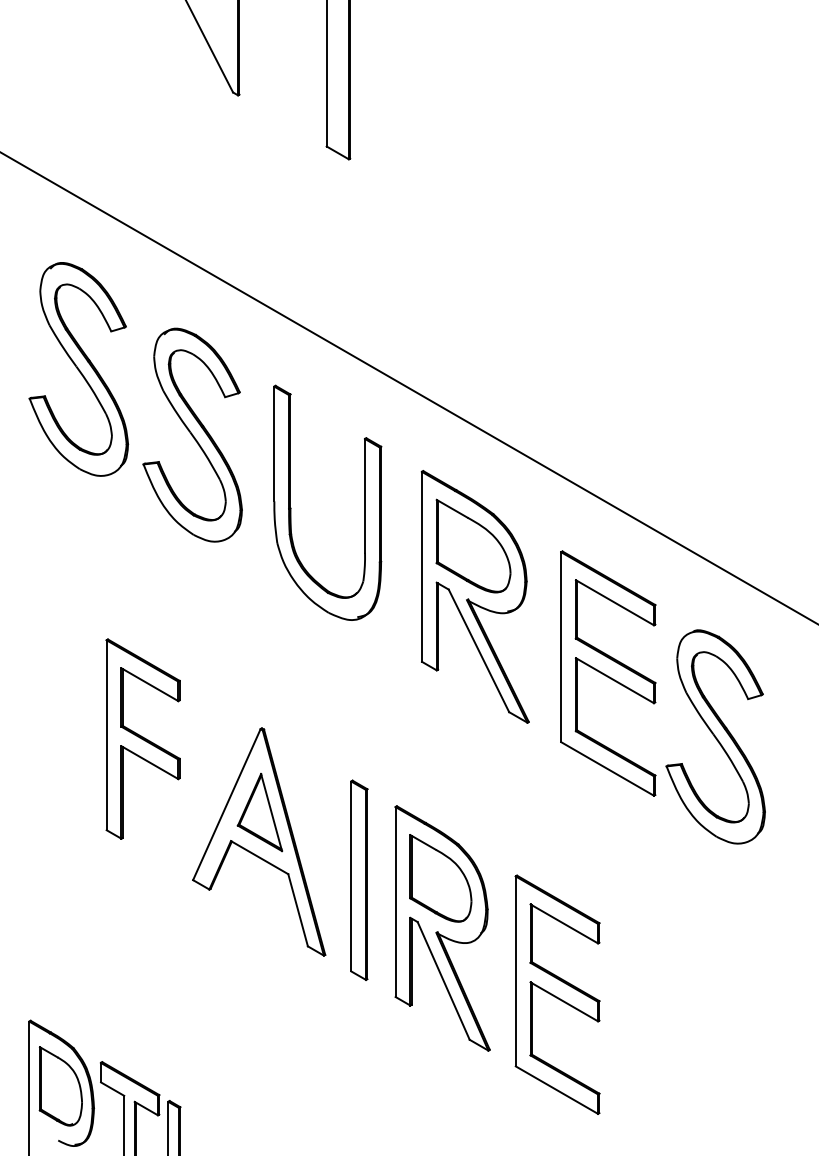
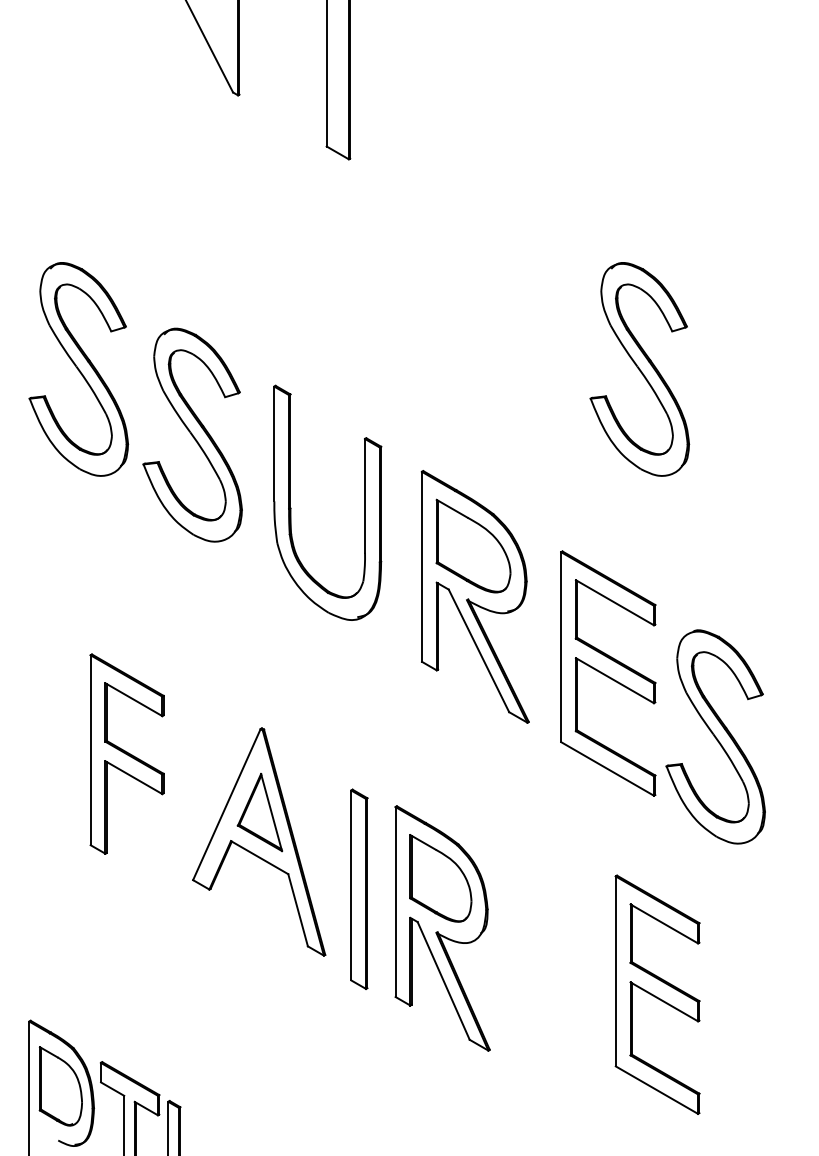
part: none -> present (639, 369)
line: present -> none (408, 388)
part position: (142, 738) -> (126, 753) (126, 753)
part position: (359, 879) -> (359, 888) (359, 888)
part position: (557, 994) -> (657, 994) (657, 994)
